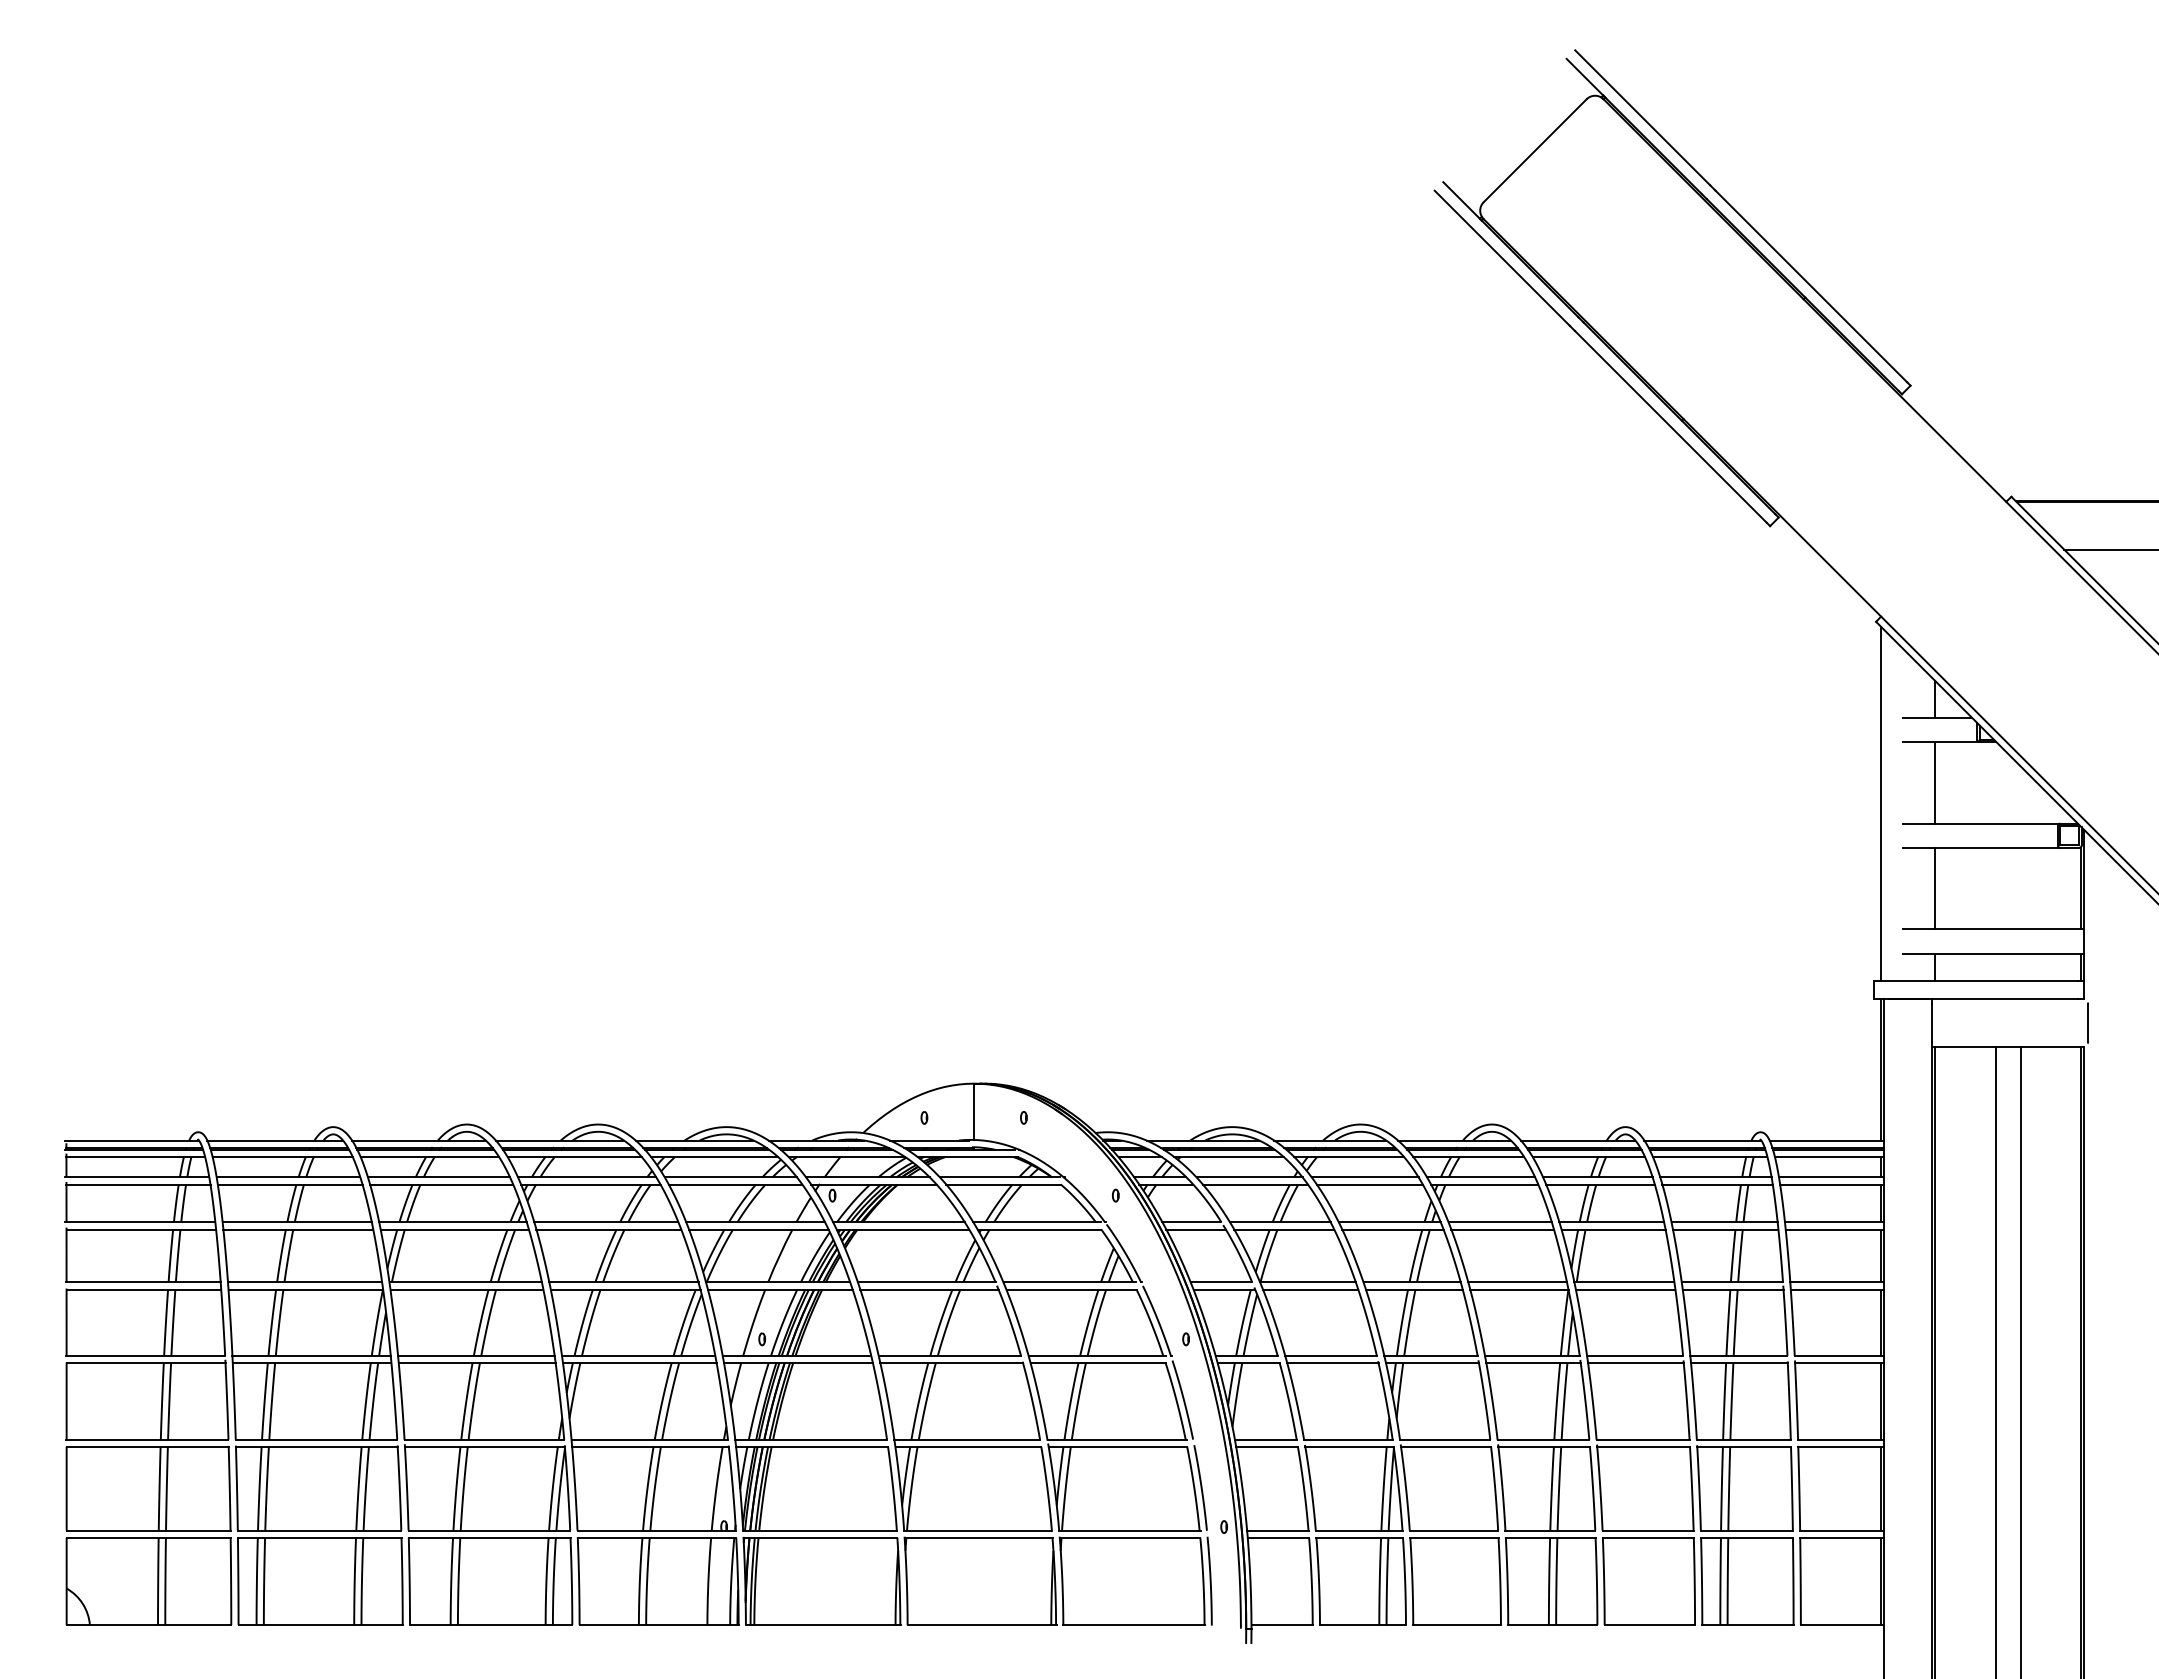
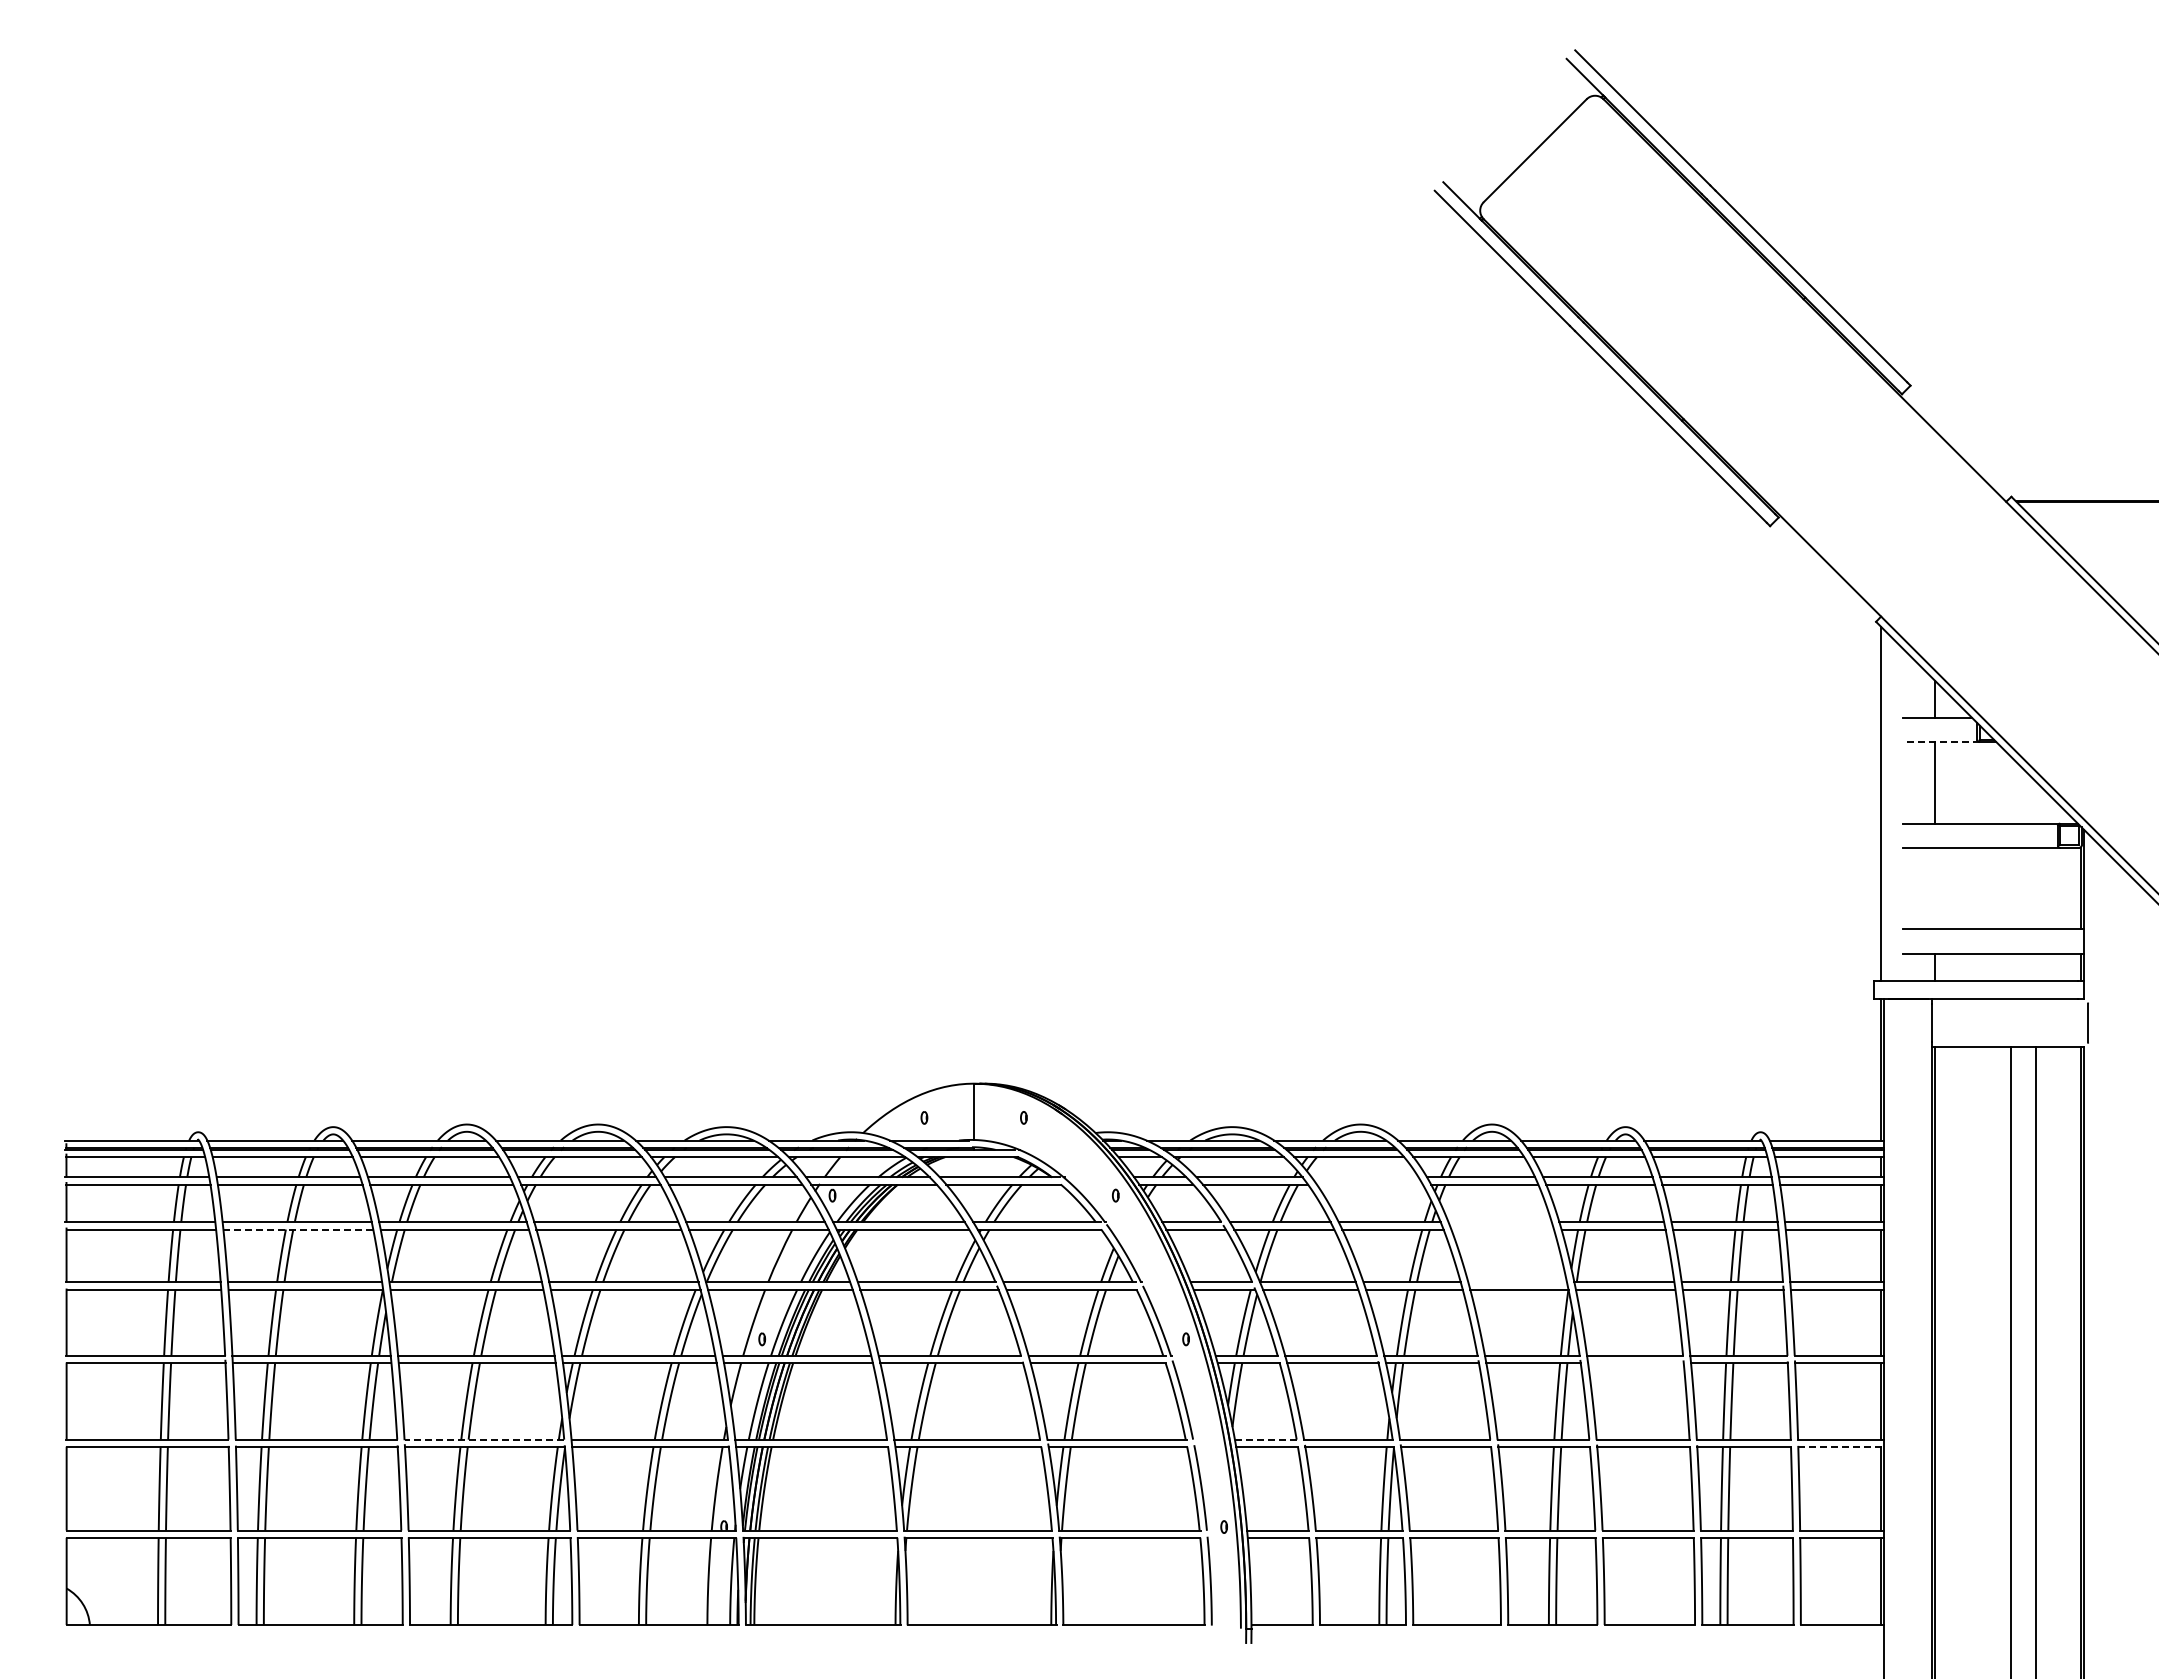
line: present -> none (2109, 549)
line: solid -> dashed (1941, 742)
line: present -> none (1935, 888)
line: present -> none (1364, 1177)
line: present -> none (1369, 1184)
line: present -> none (1499, 1222)
line: solid -> dashed (298, 1229)
line: present -> none (1502, 1229)
line: present -> none (1517, 1282)
line position: (1996, 1361) -> (2011, 1361) (2011, 1361)
line position: (2020, 1361) -> (2035, 1361) (2035, 1361)
line: present -> none (1635, 1363)
line: solid -> dashed (484, 1439)
line: solid -> dashed (1265, 1439)
line: solid -> dashed (1841, 1446)
